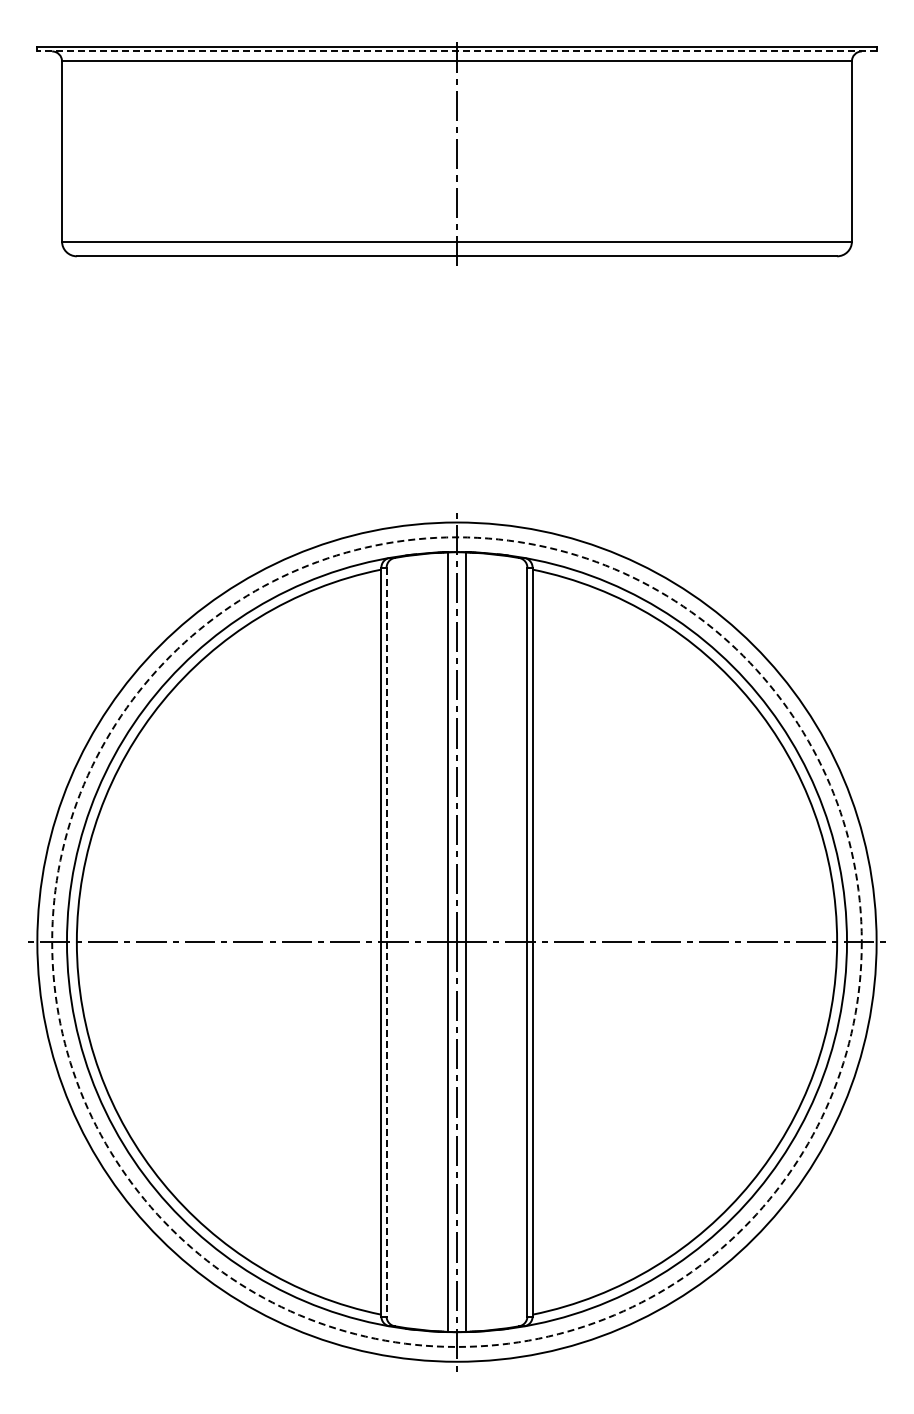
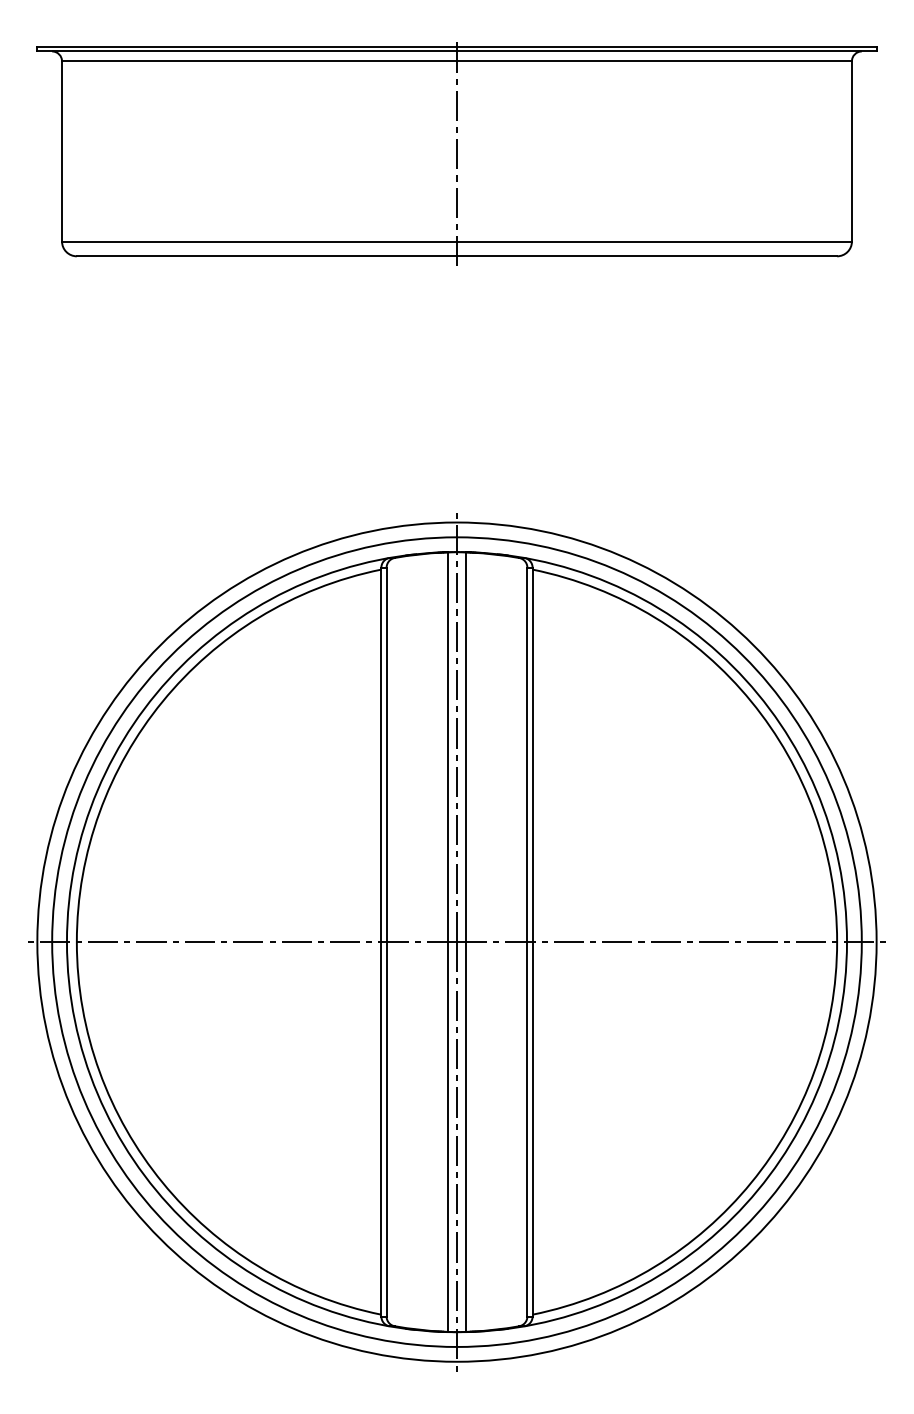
line: dashed -> solid (457, 51)
circle: dashed -> solid (456, 941)
line: dashed -> solid (386, 942)
